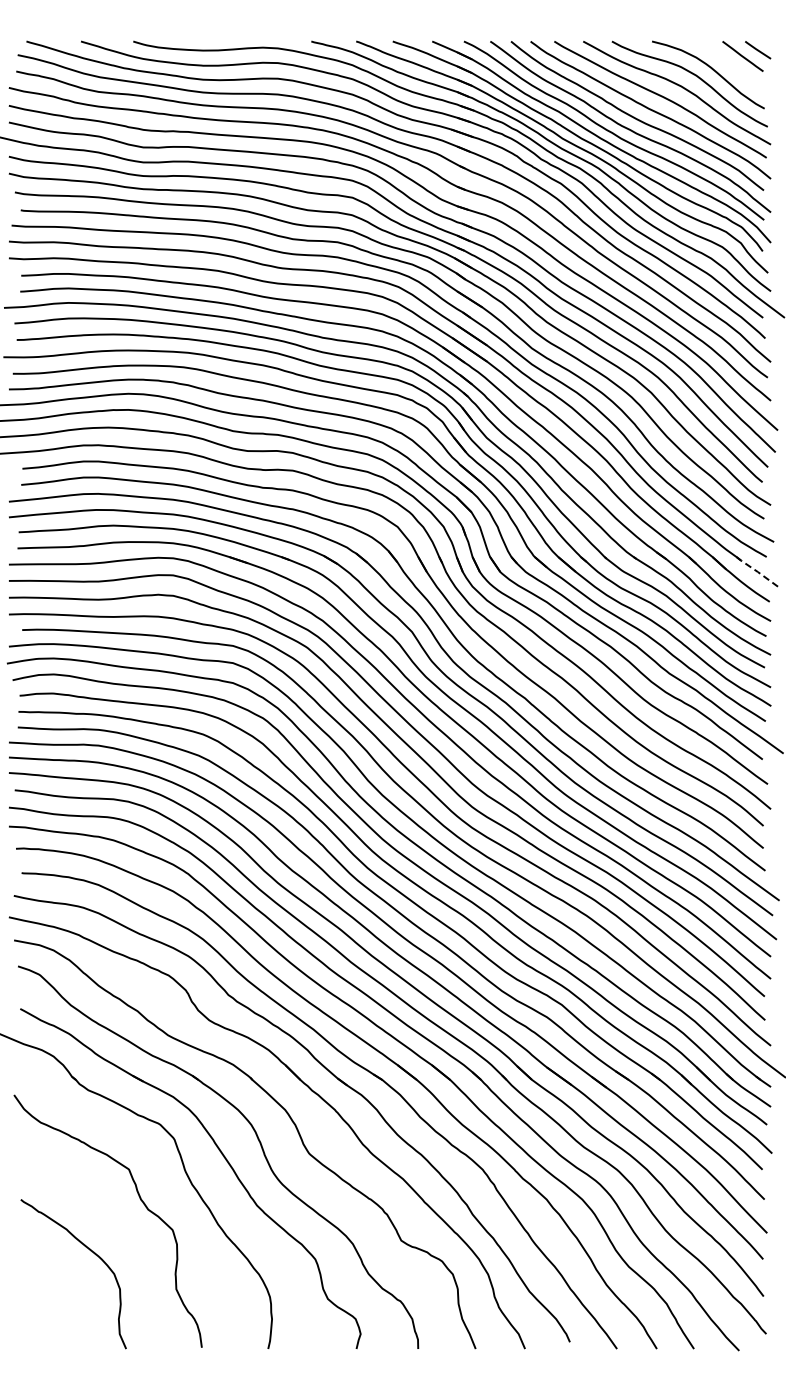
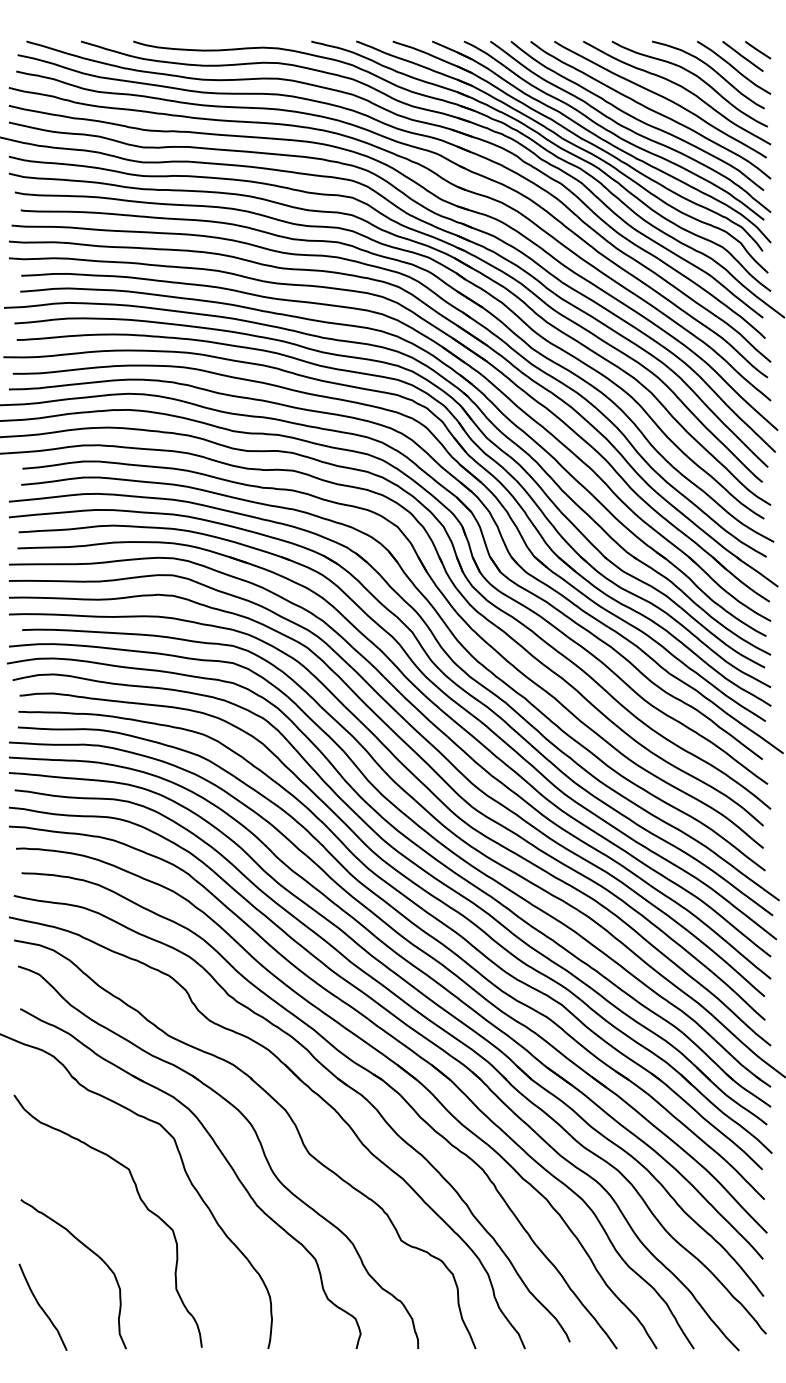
curve: none -> present (734, 67)
line: dashed -> solid (757, 571)
curve: none -> present (41, 1306)
